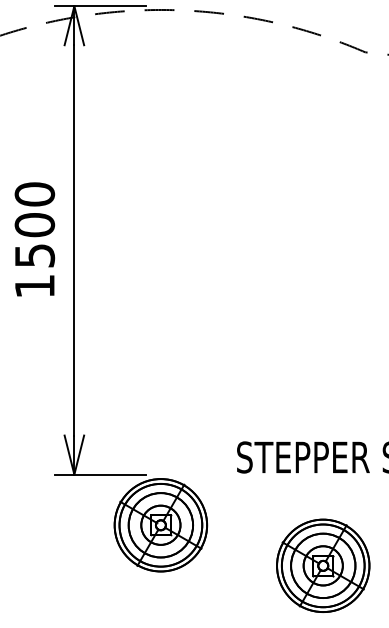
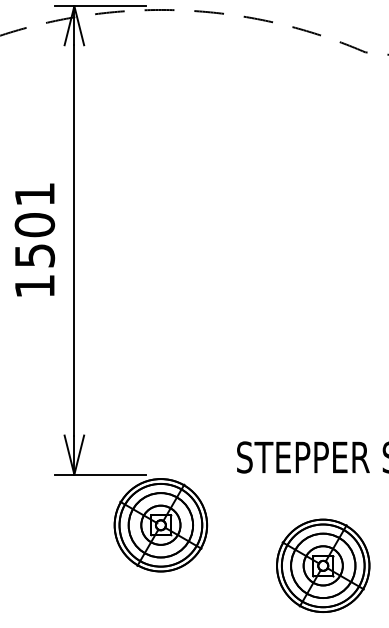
text: 1500 -> 1501 (34, 194)
